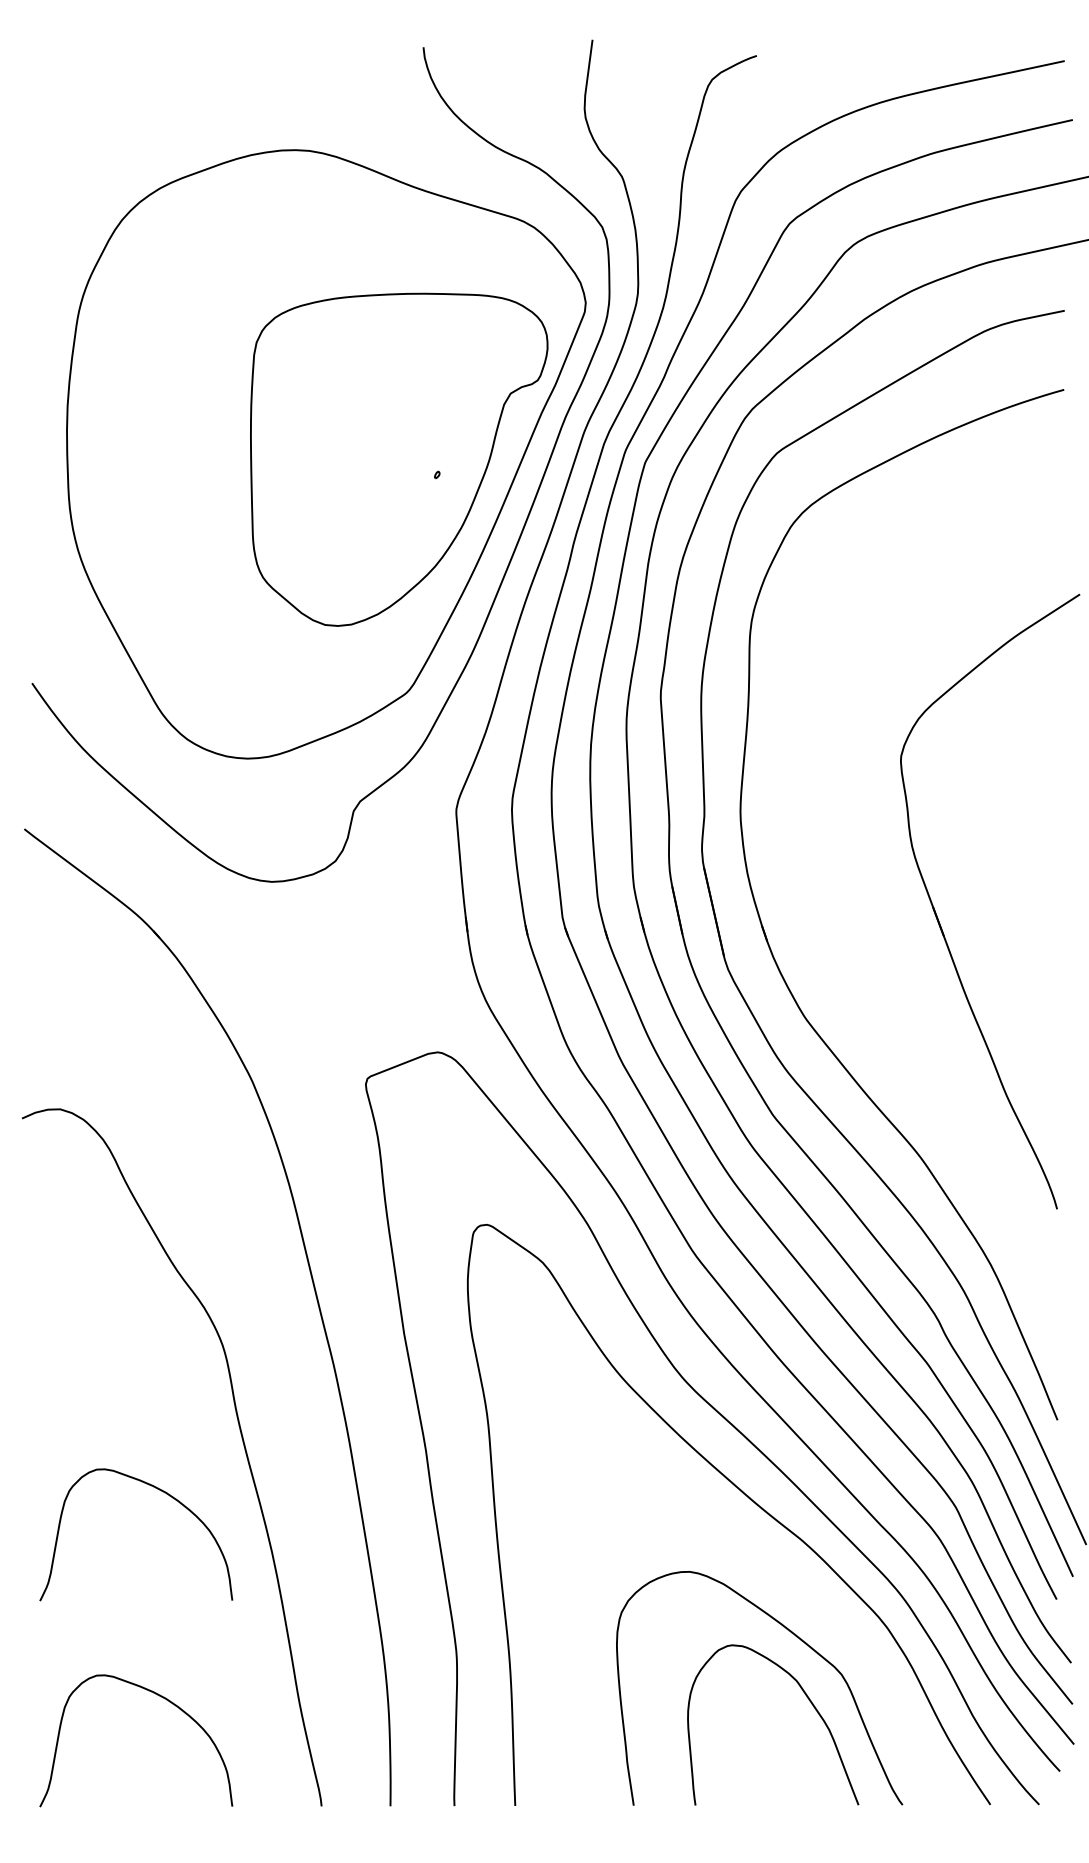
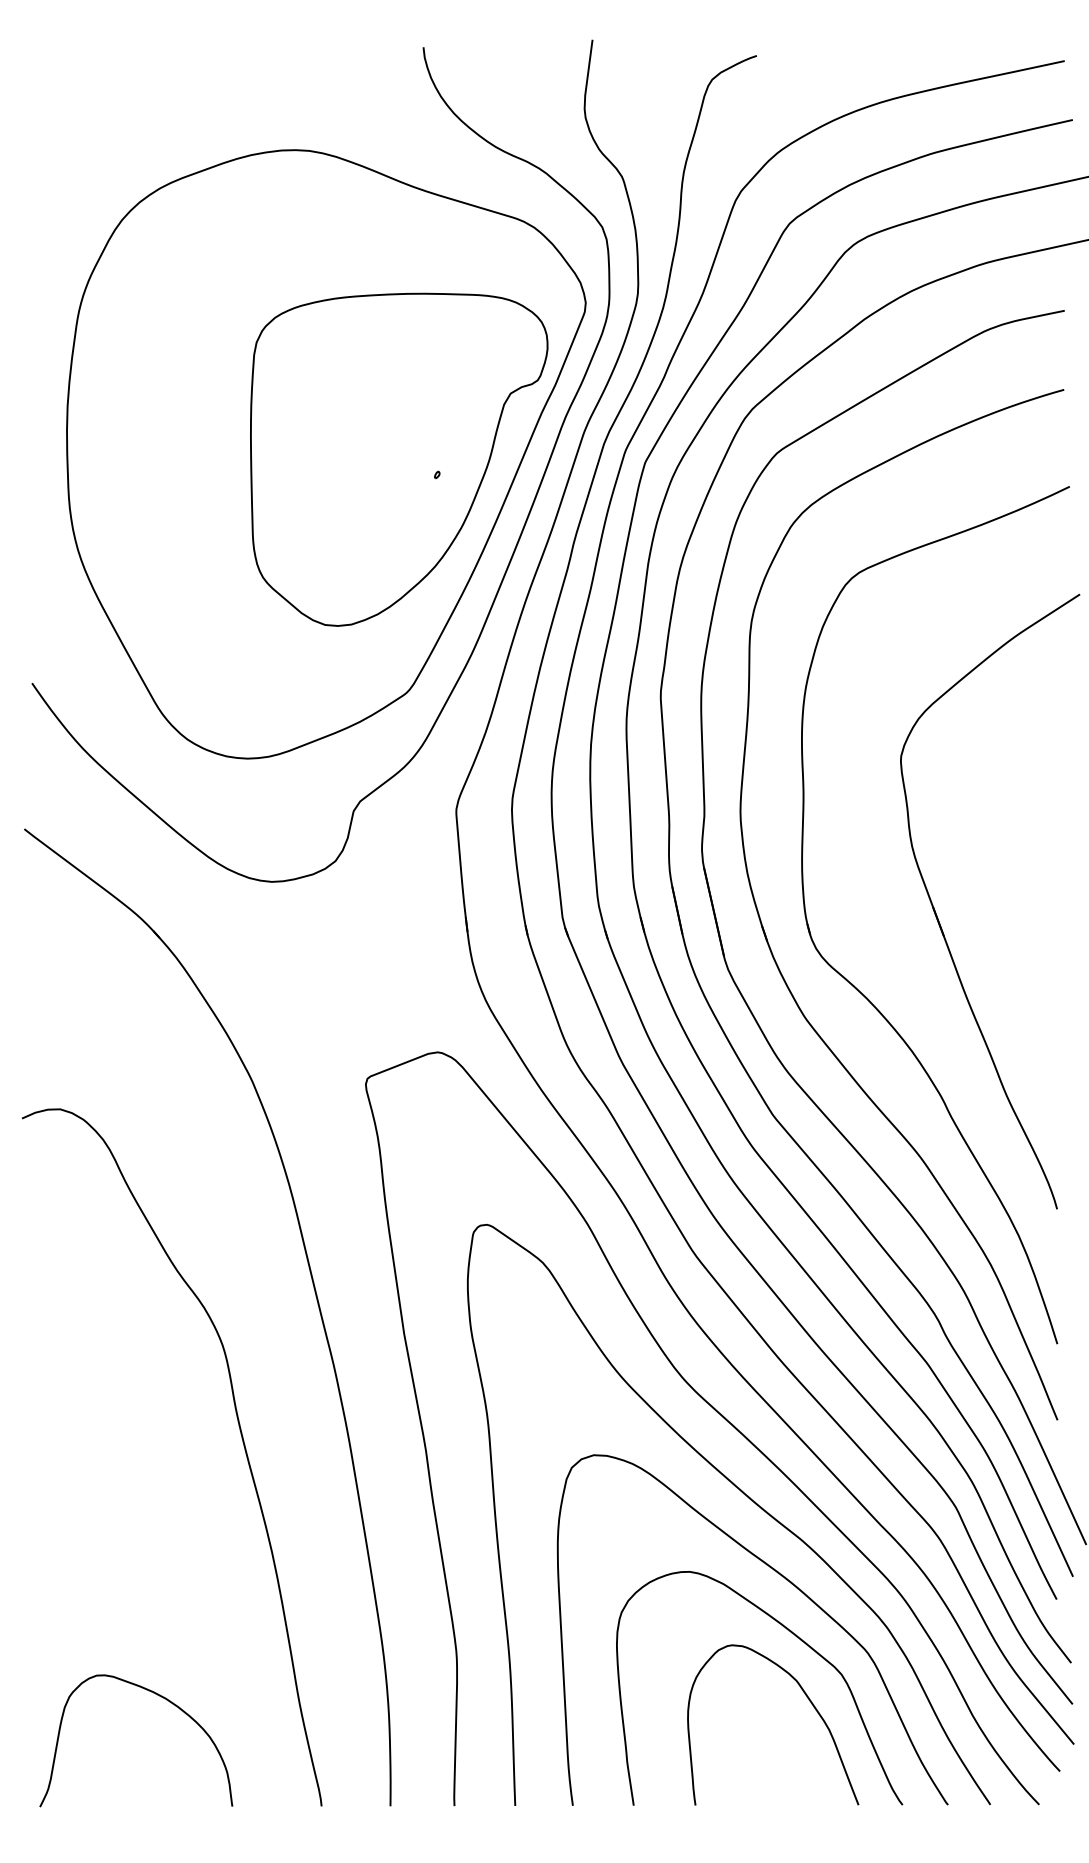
part: none -> present (865, 995)
curve: present -> none (159, 1490)
curve: none -> present (791, 1584)
